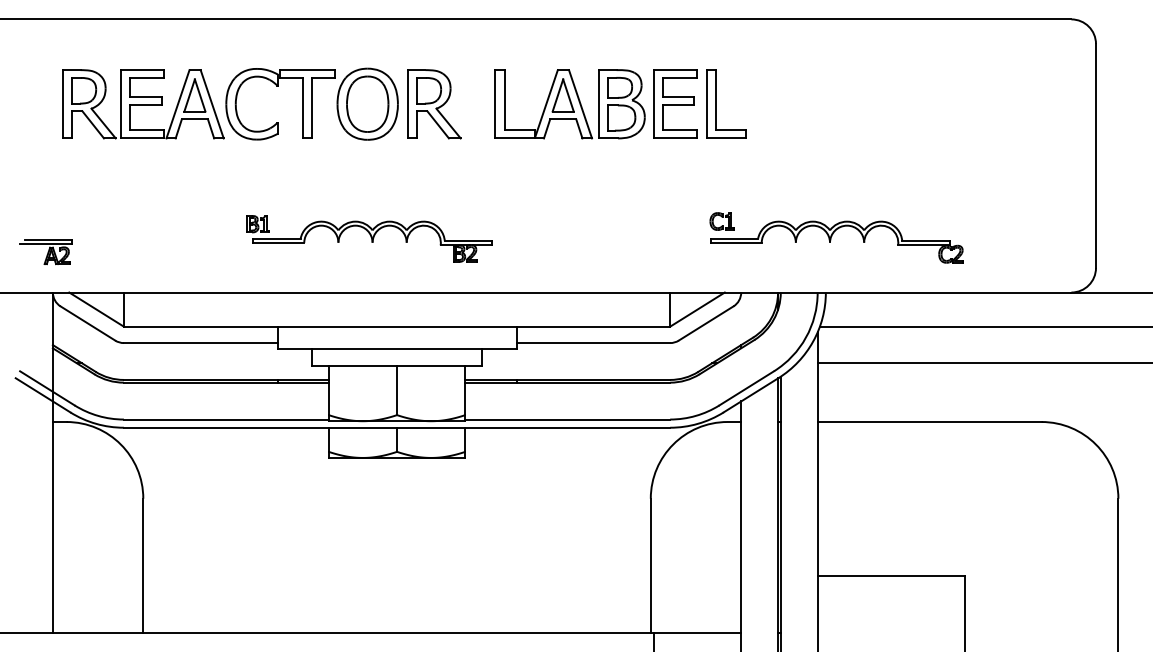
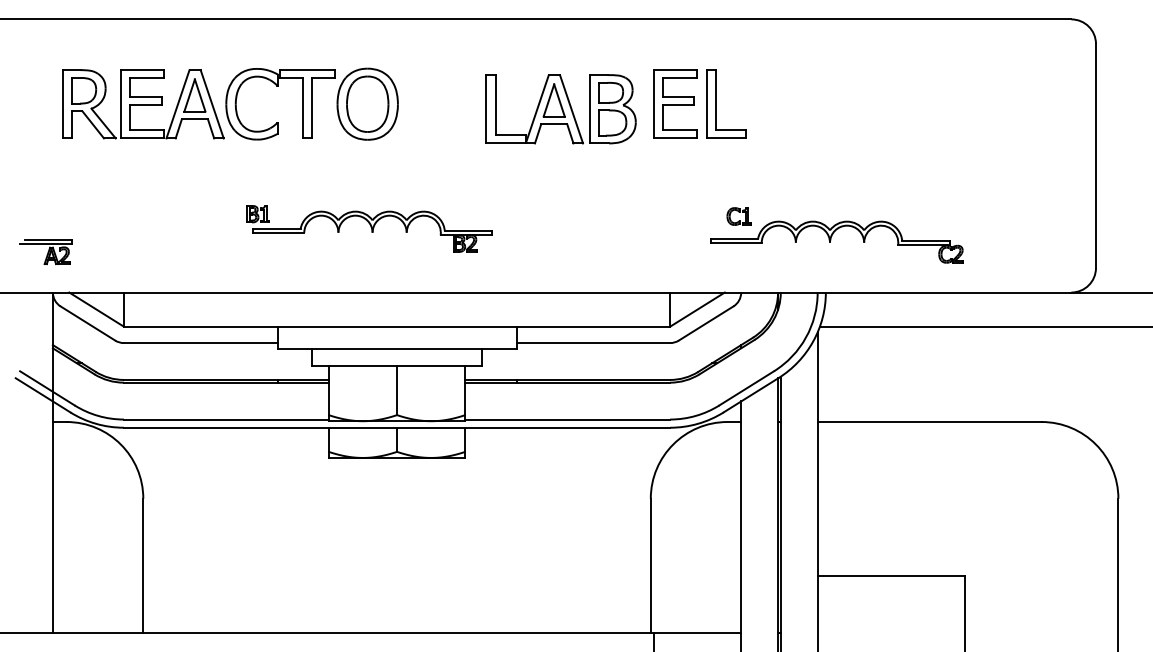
part: present -> none (434, 104)
part position: (569, 104) -> (560, 109) (560, 109)
part position: (721, 221) -> (738, 216) (738, 216)
part position: (369, 238) -> (369, 228) (369, 228)
line: present -> none (983, 363)
